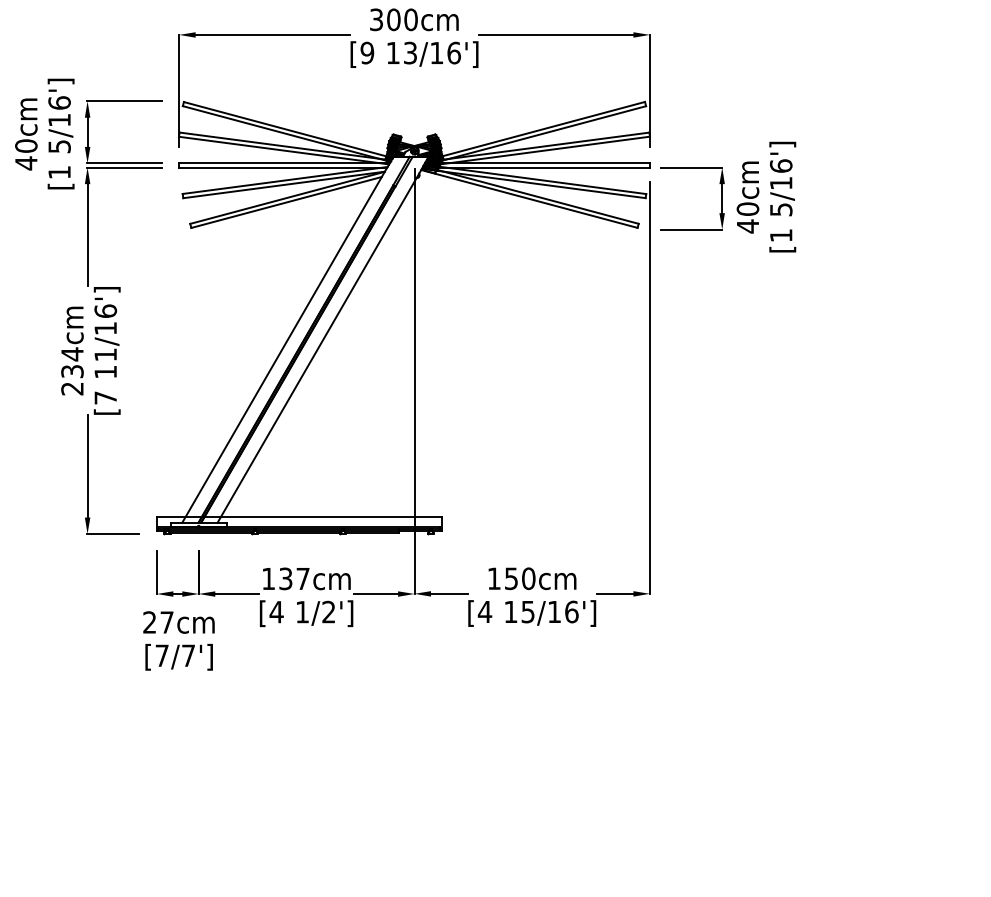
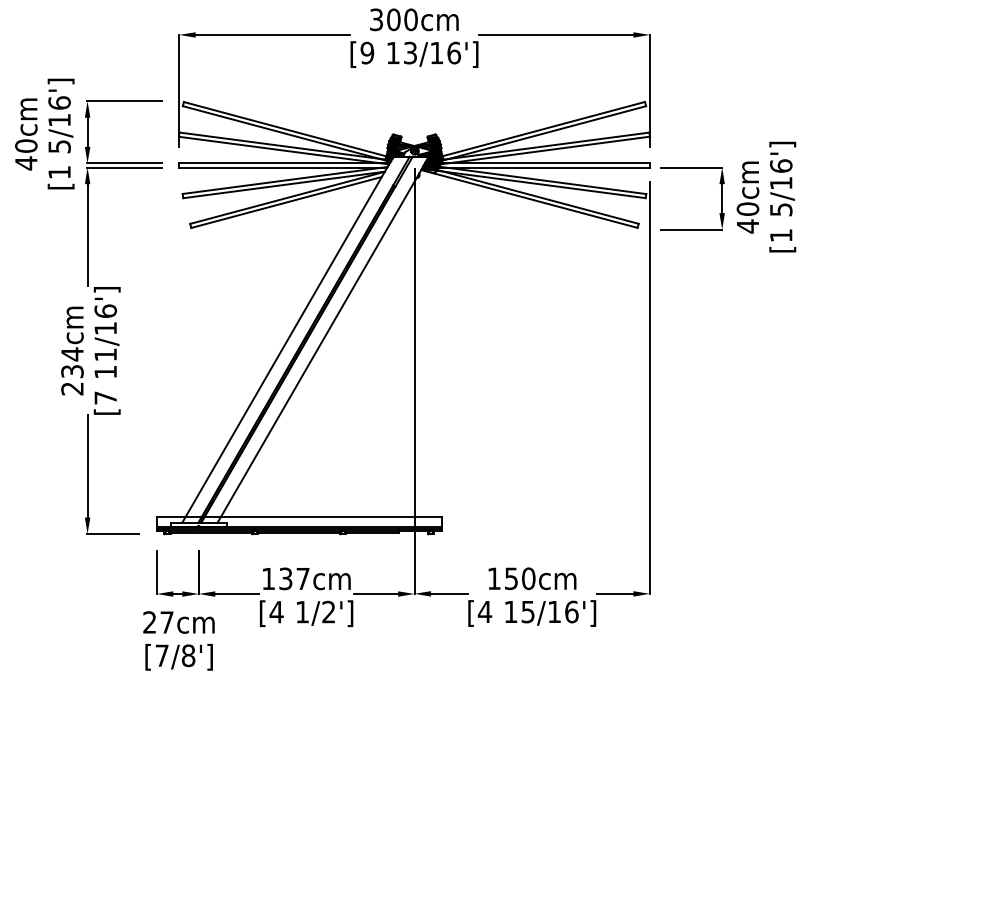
text: [7/7'] -> [7/8'] (188, 655)
